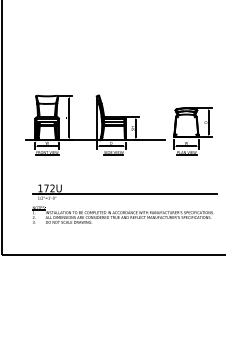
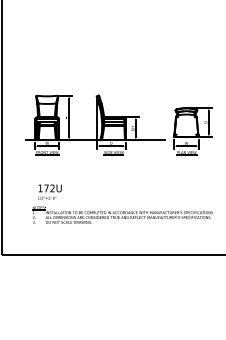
line: present -> none (124, 194)
